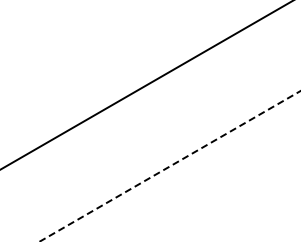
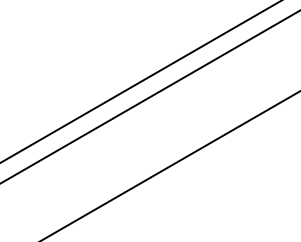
line position: (146, 85) -> (140, 81) (140, 81)
line: none -> present (149, 97)
line: dashed -> solid (169, 166)
